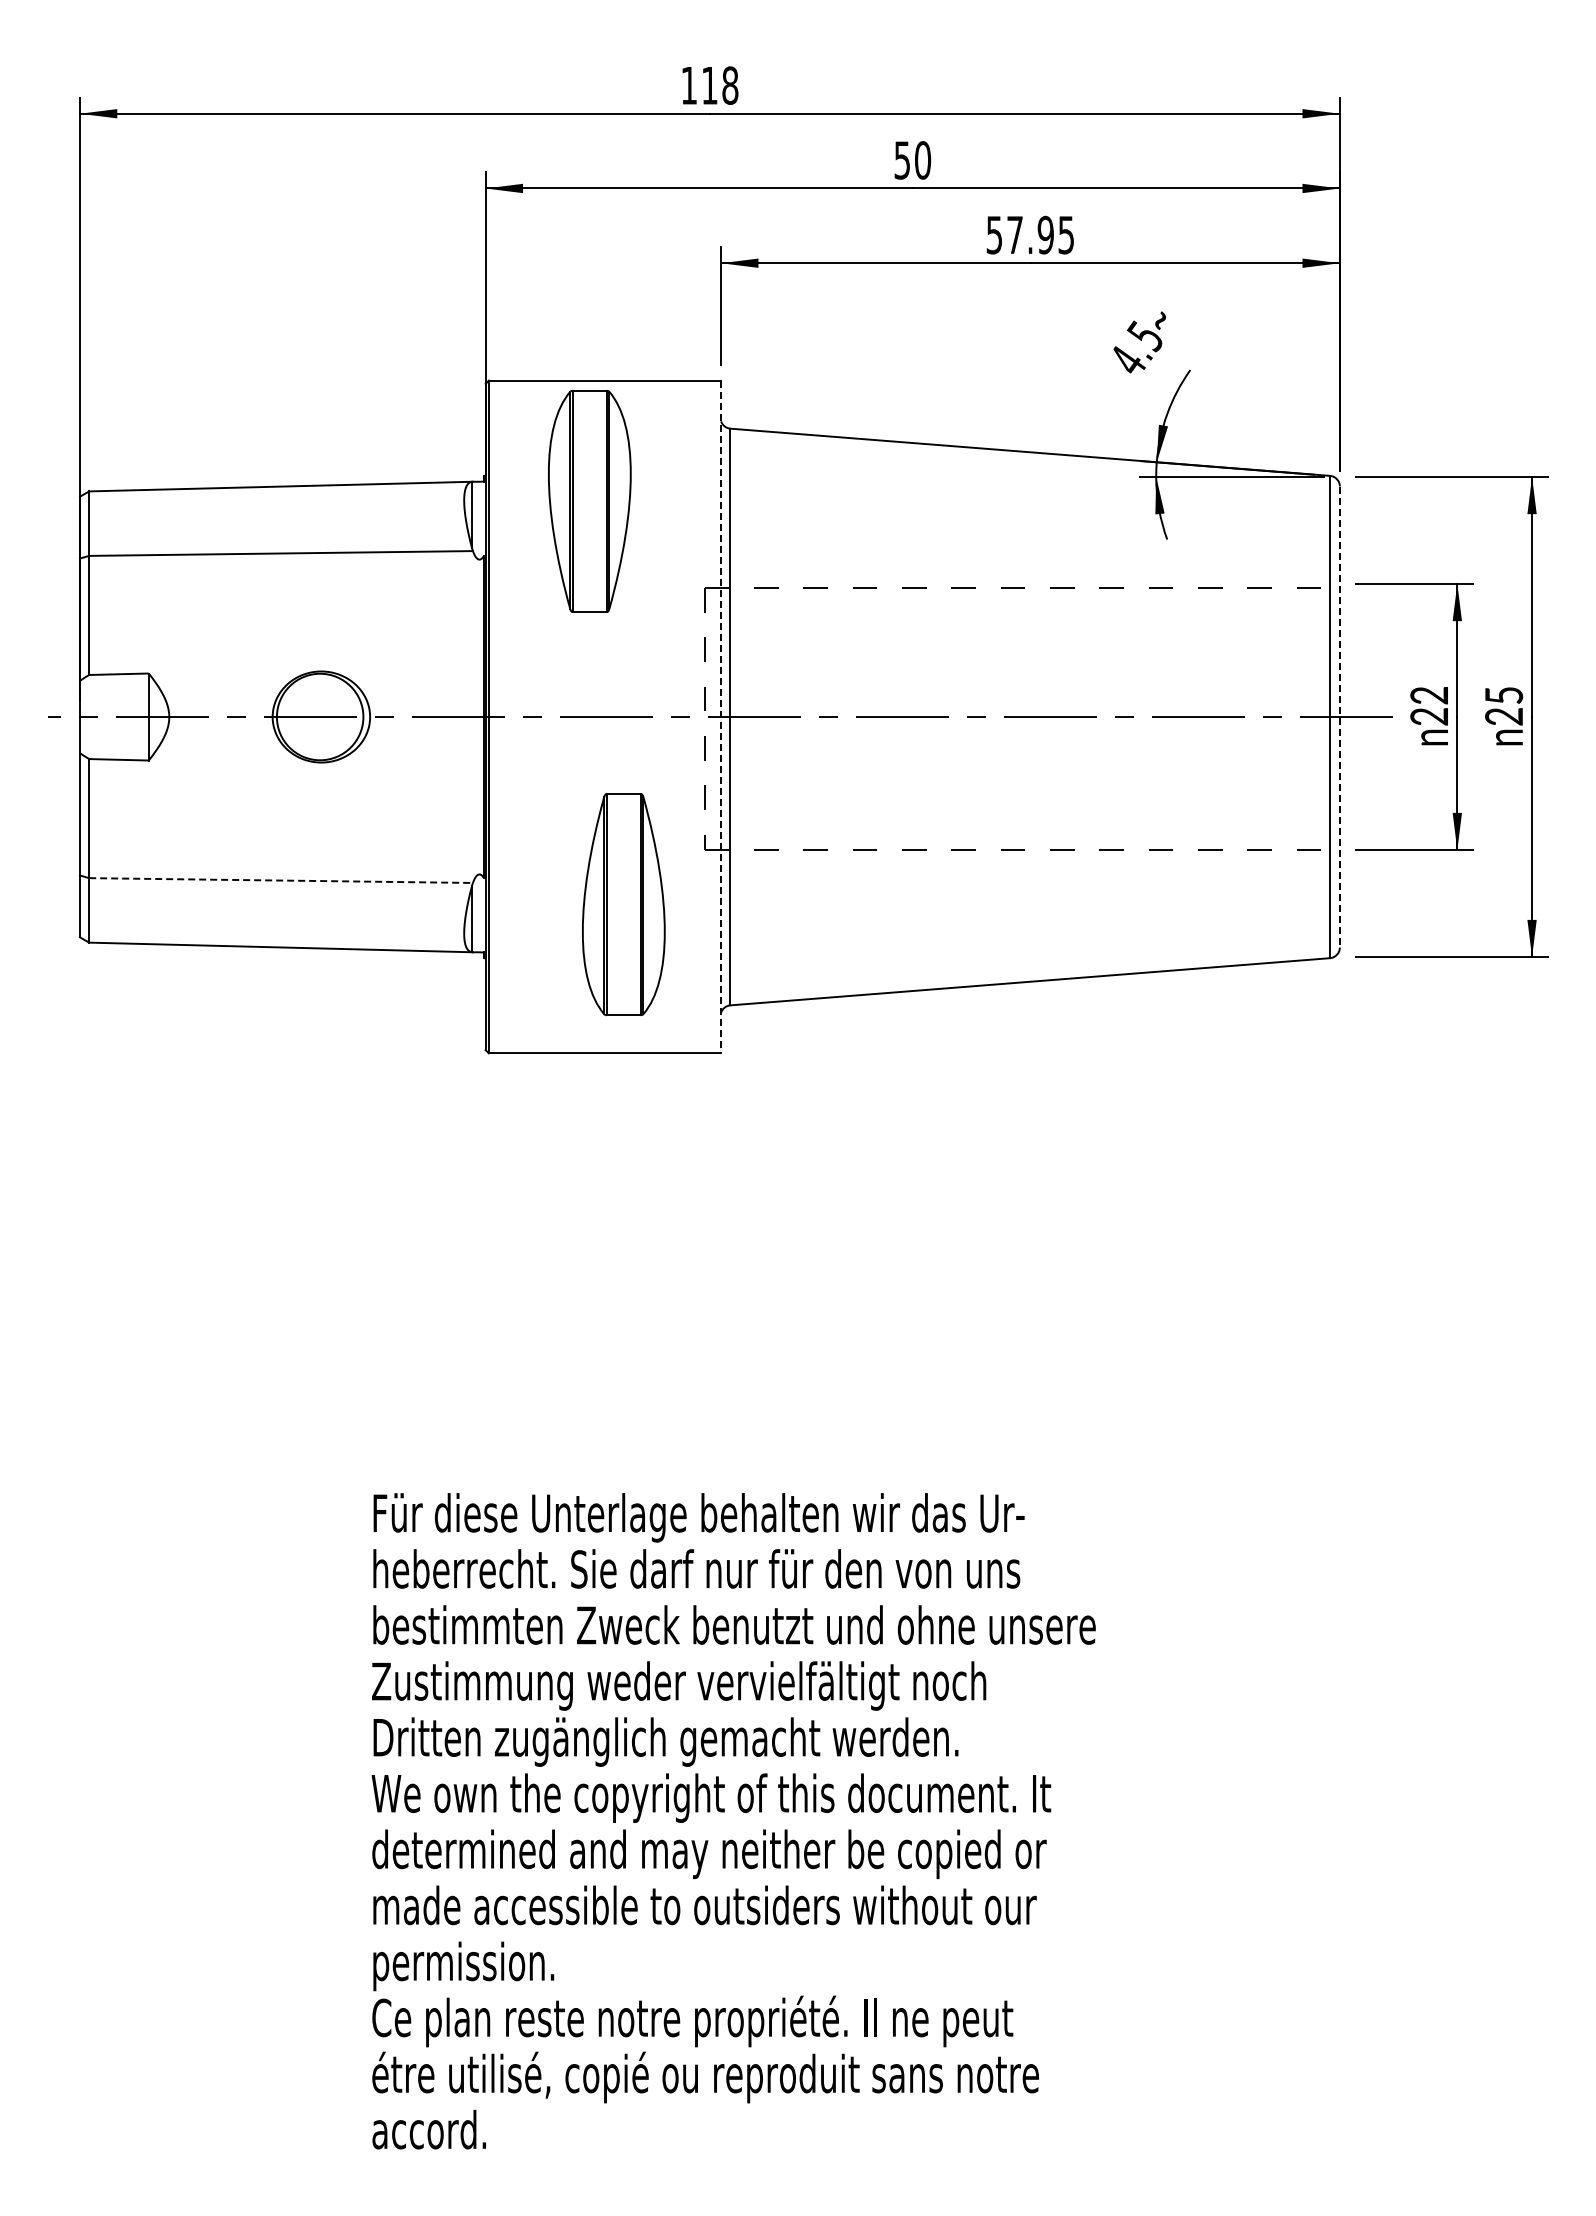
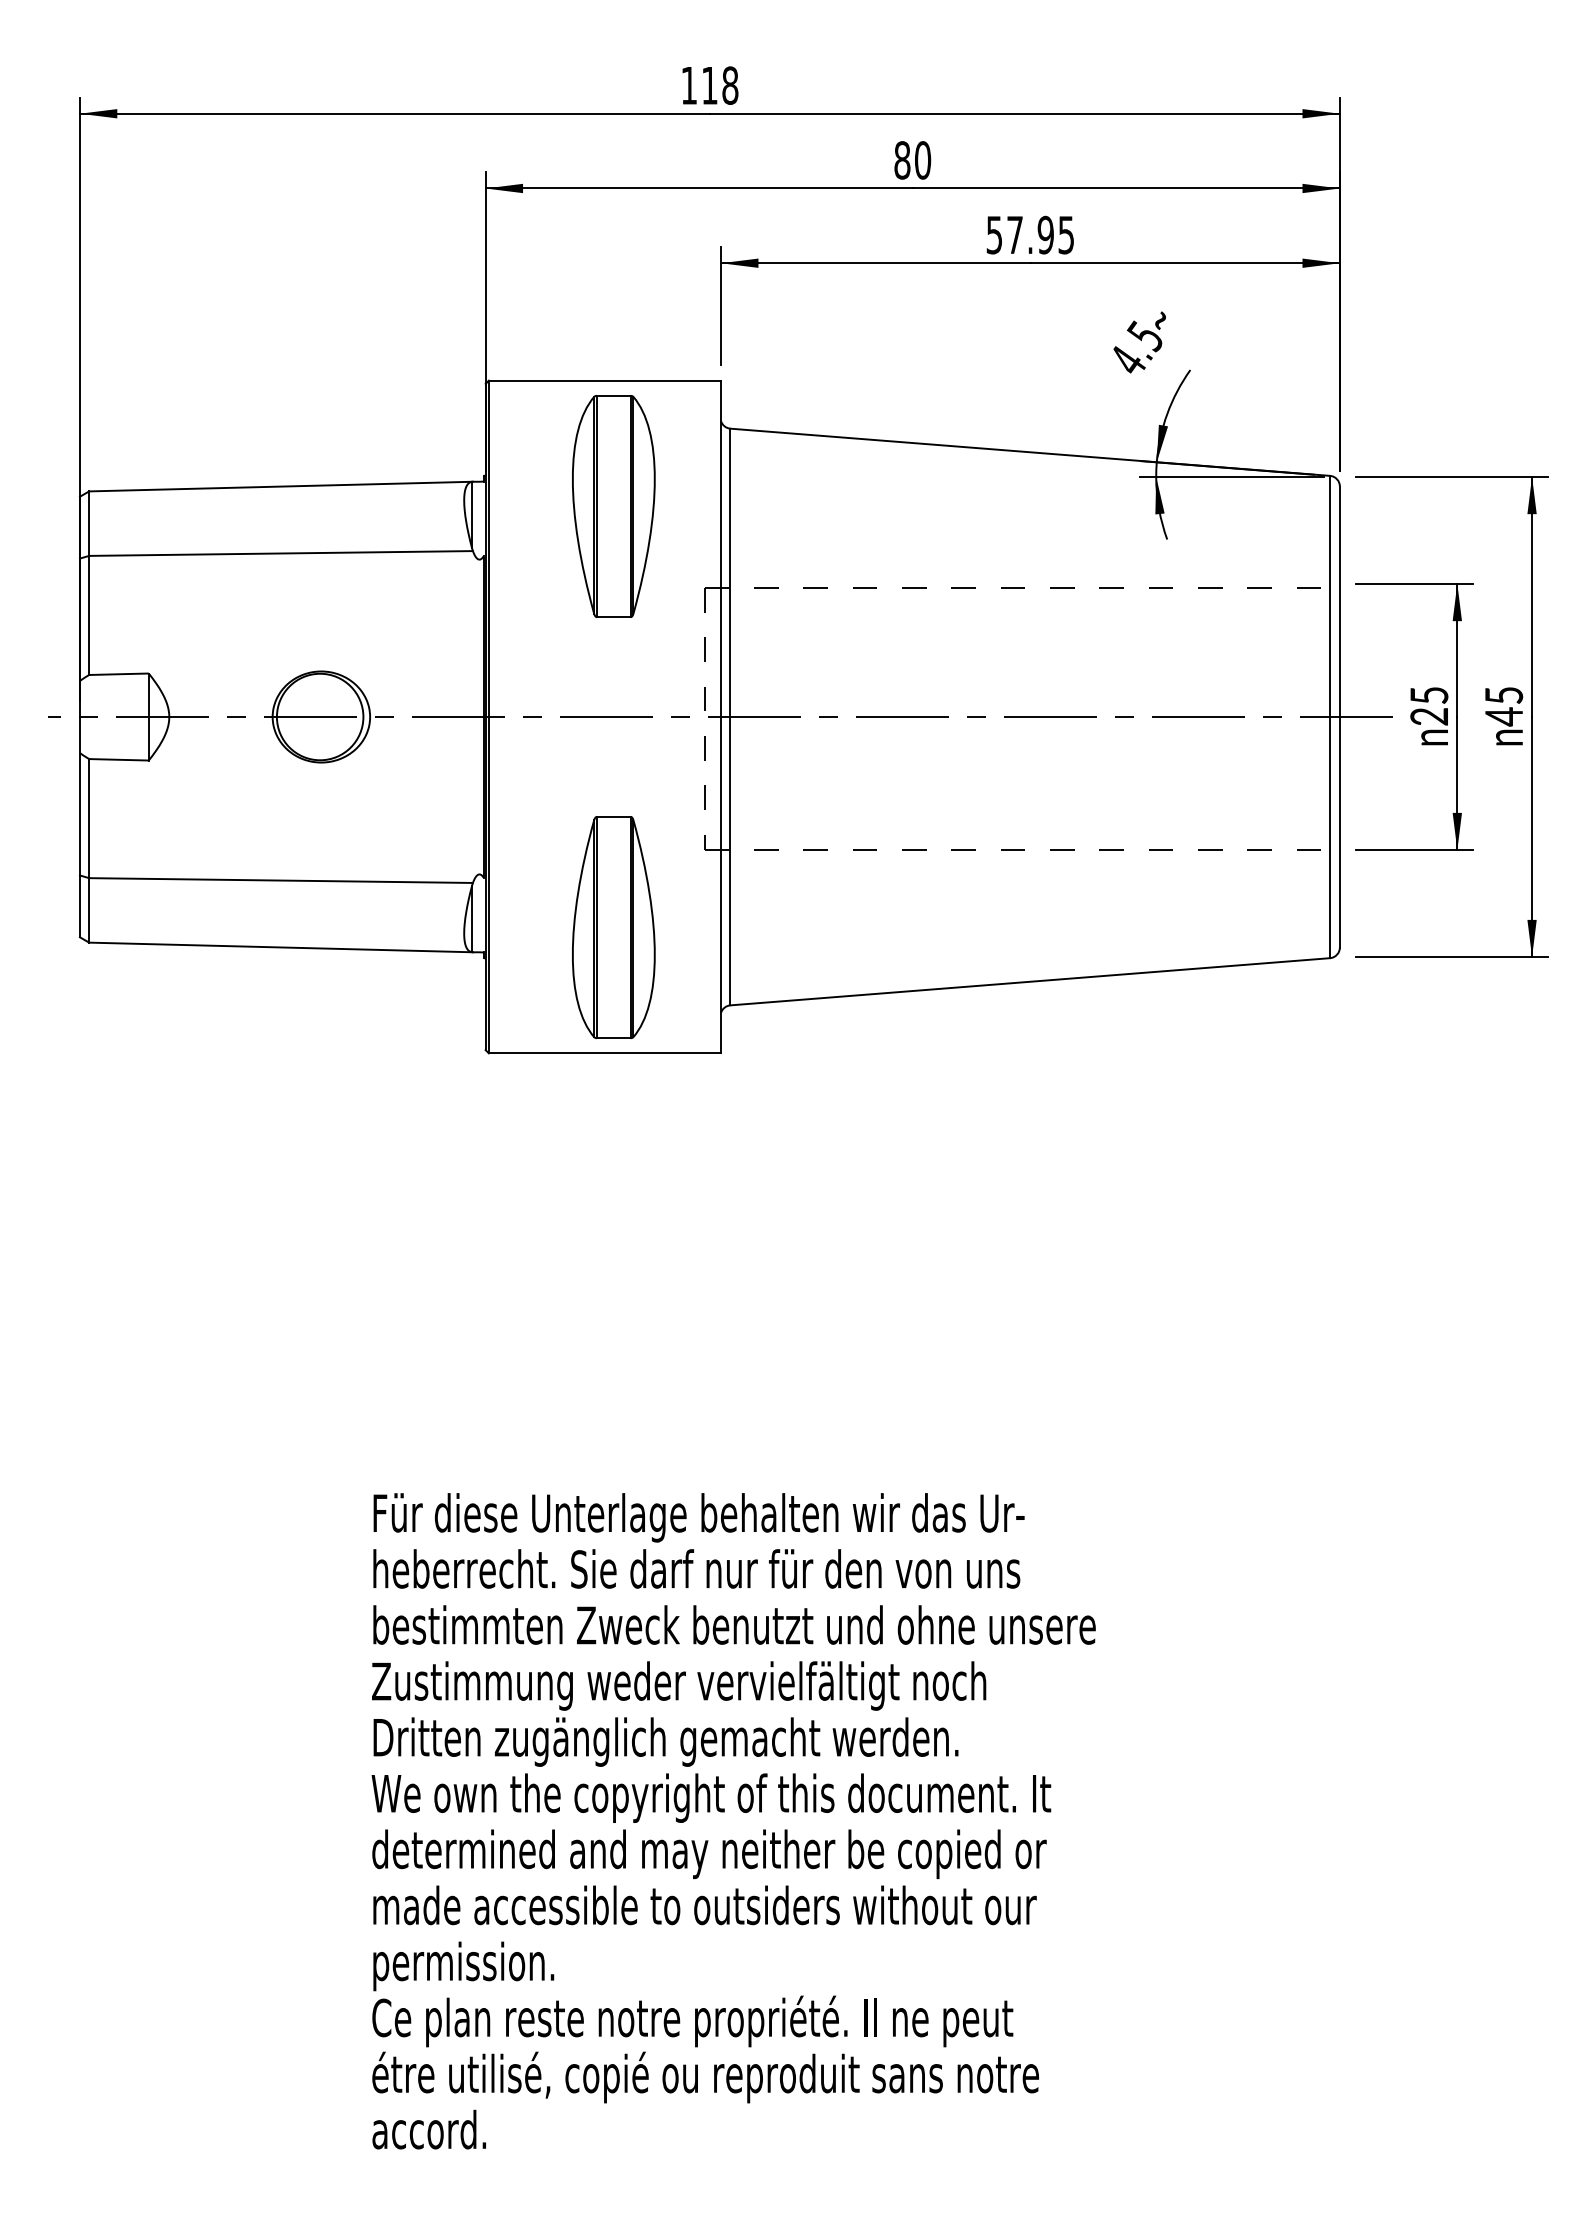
text: 50 -> 80 (902, 160)
part position: (589, 501) -> (613, 506) (613, 506)
text: 22 -> 25 (1429, 695)
text: 25 -> 45 (1503, 716)
line: dashed -> solid (721, 717)
line: dashed -> solid (1339, 717)
line: dashed -> solid (281, 880)
part position: (623, 904) -> (613, 927) (613, 927)
